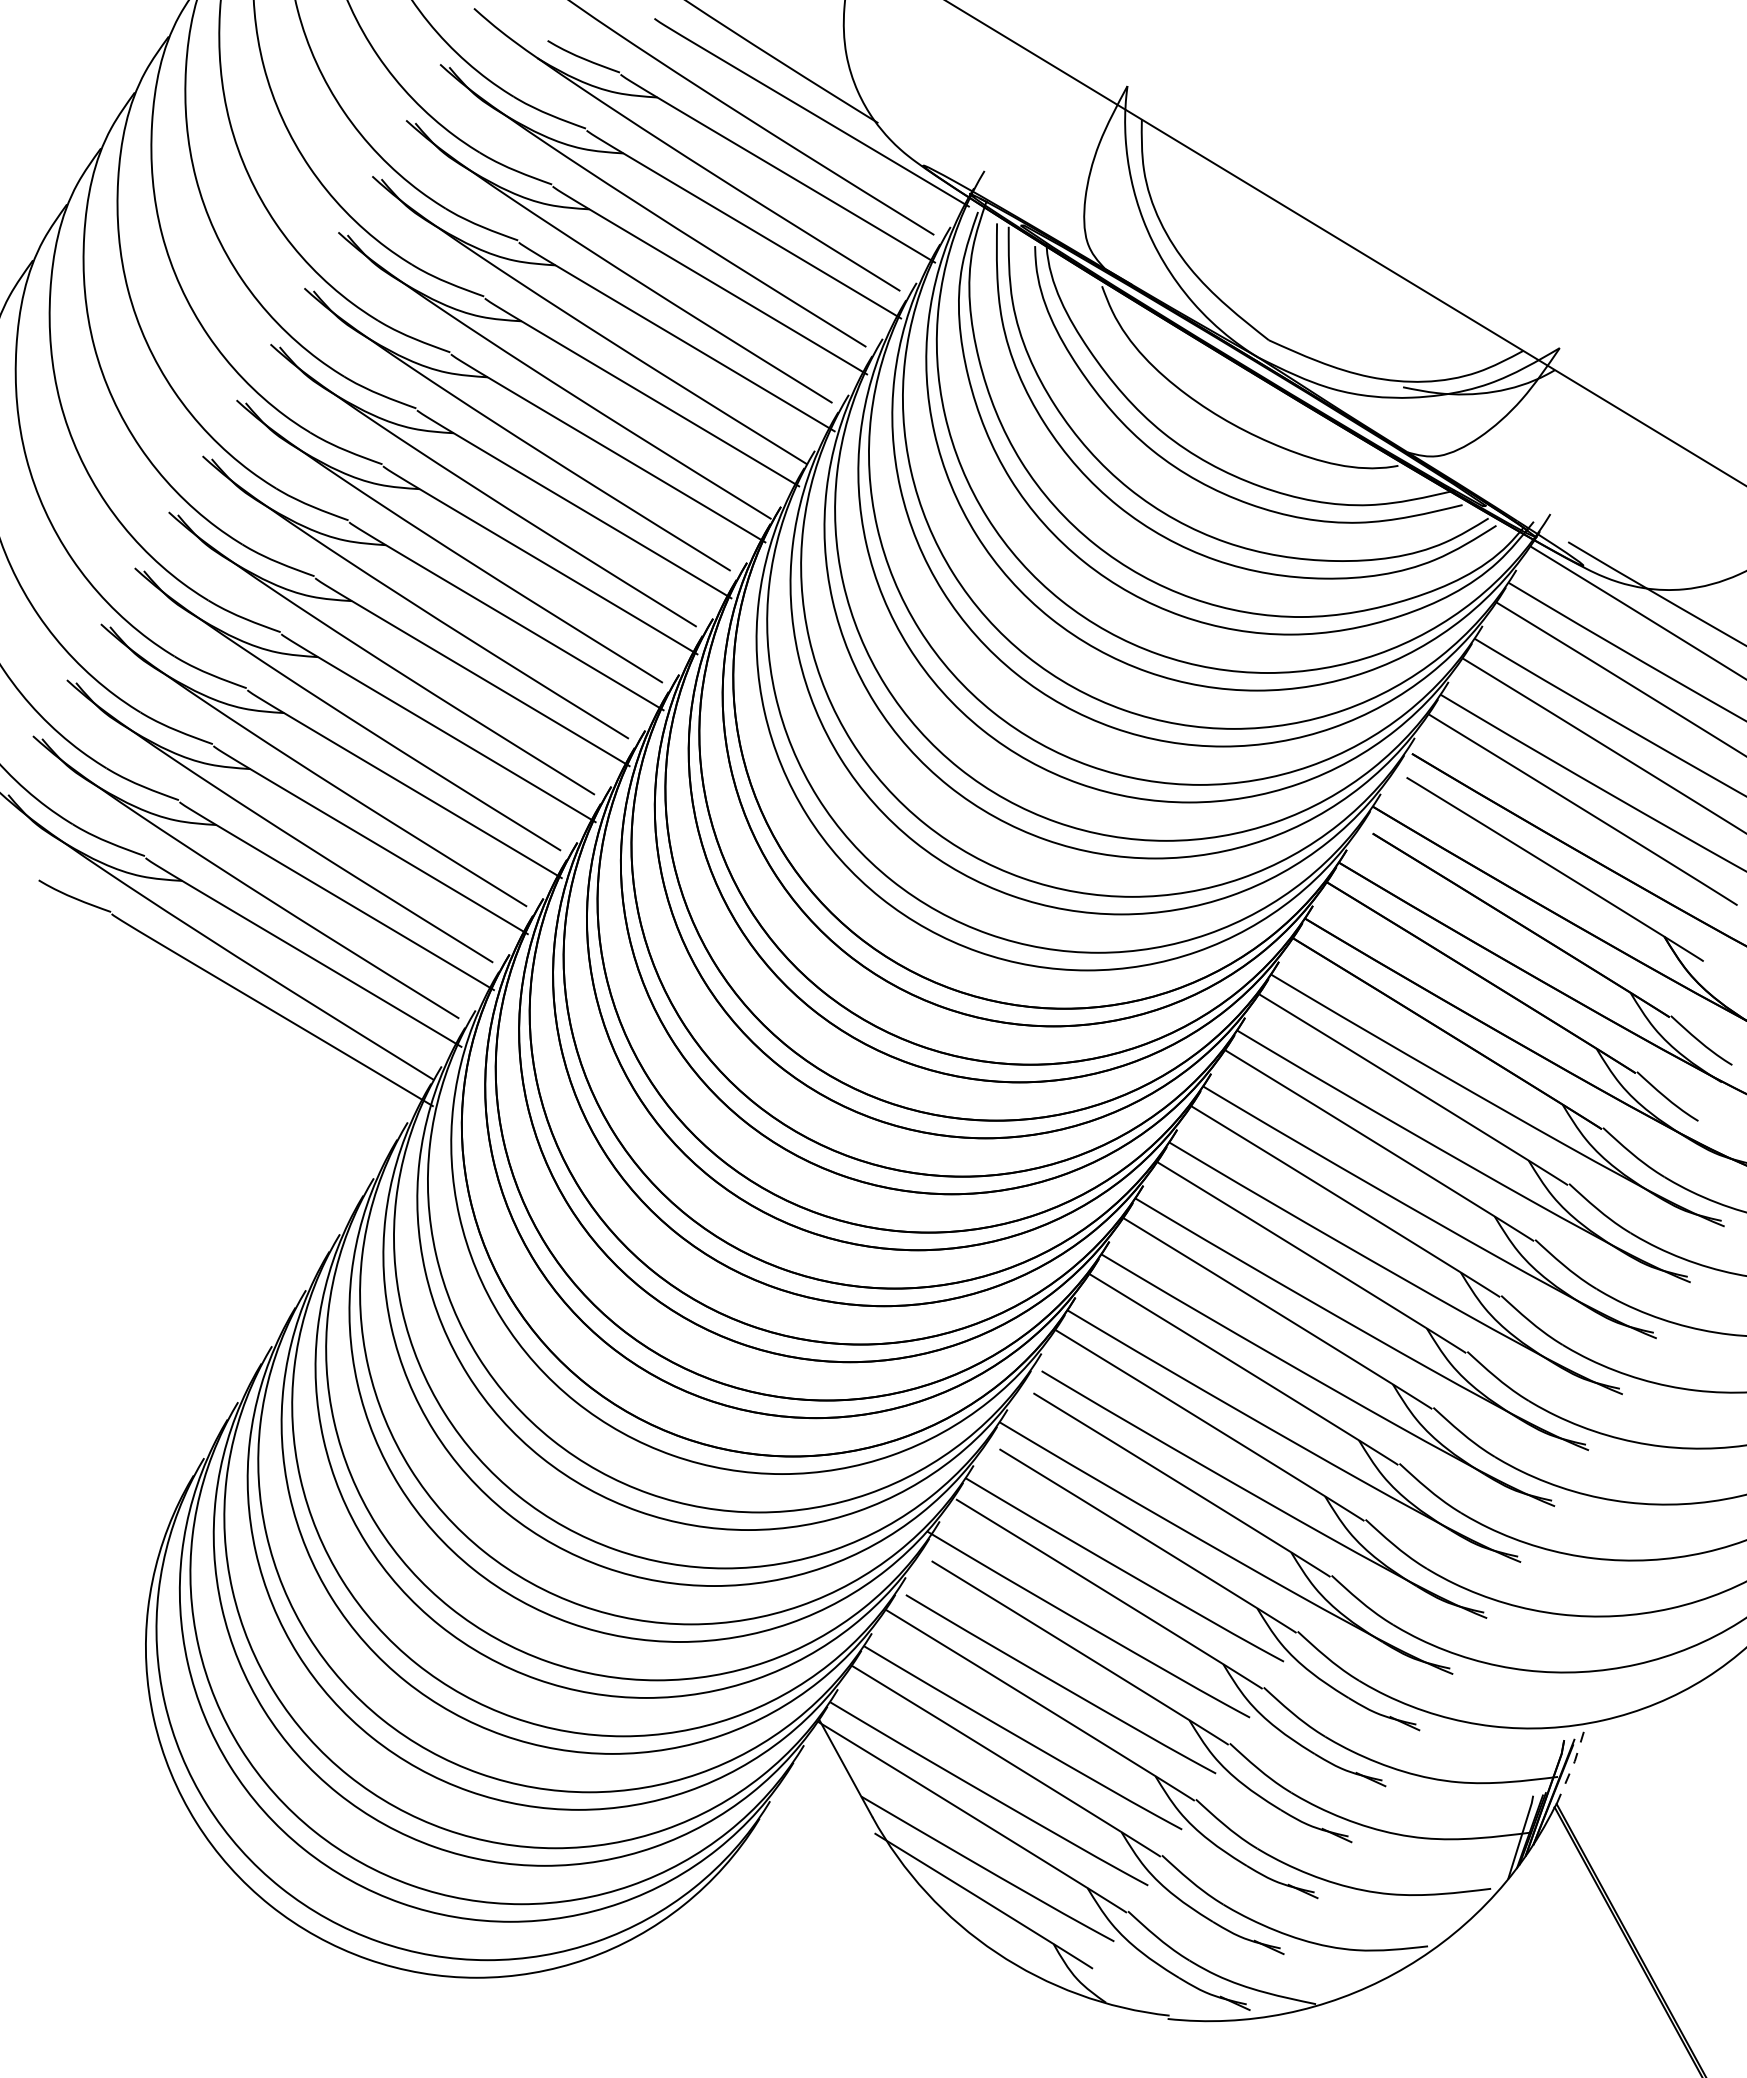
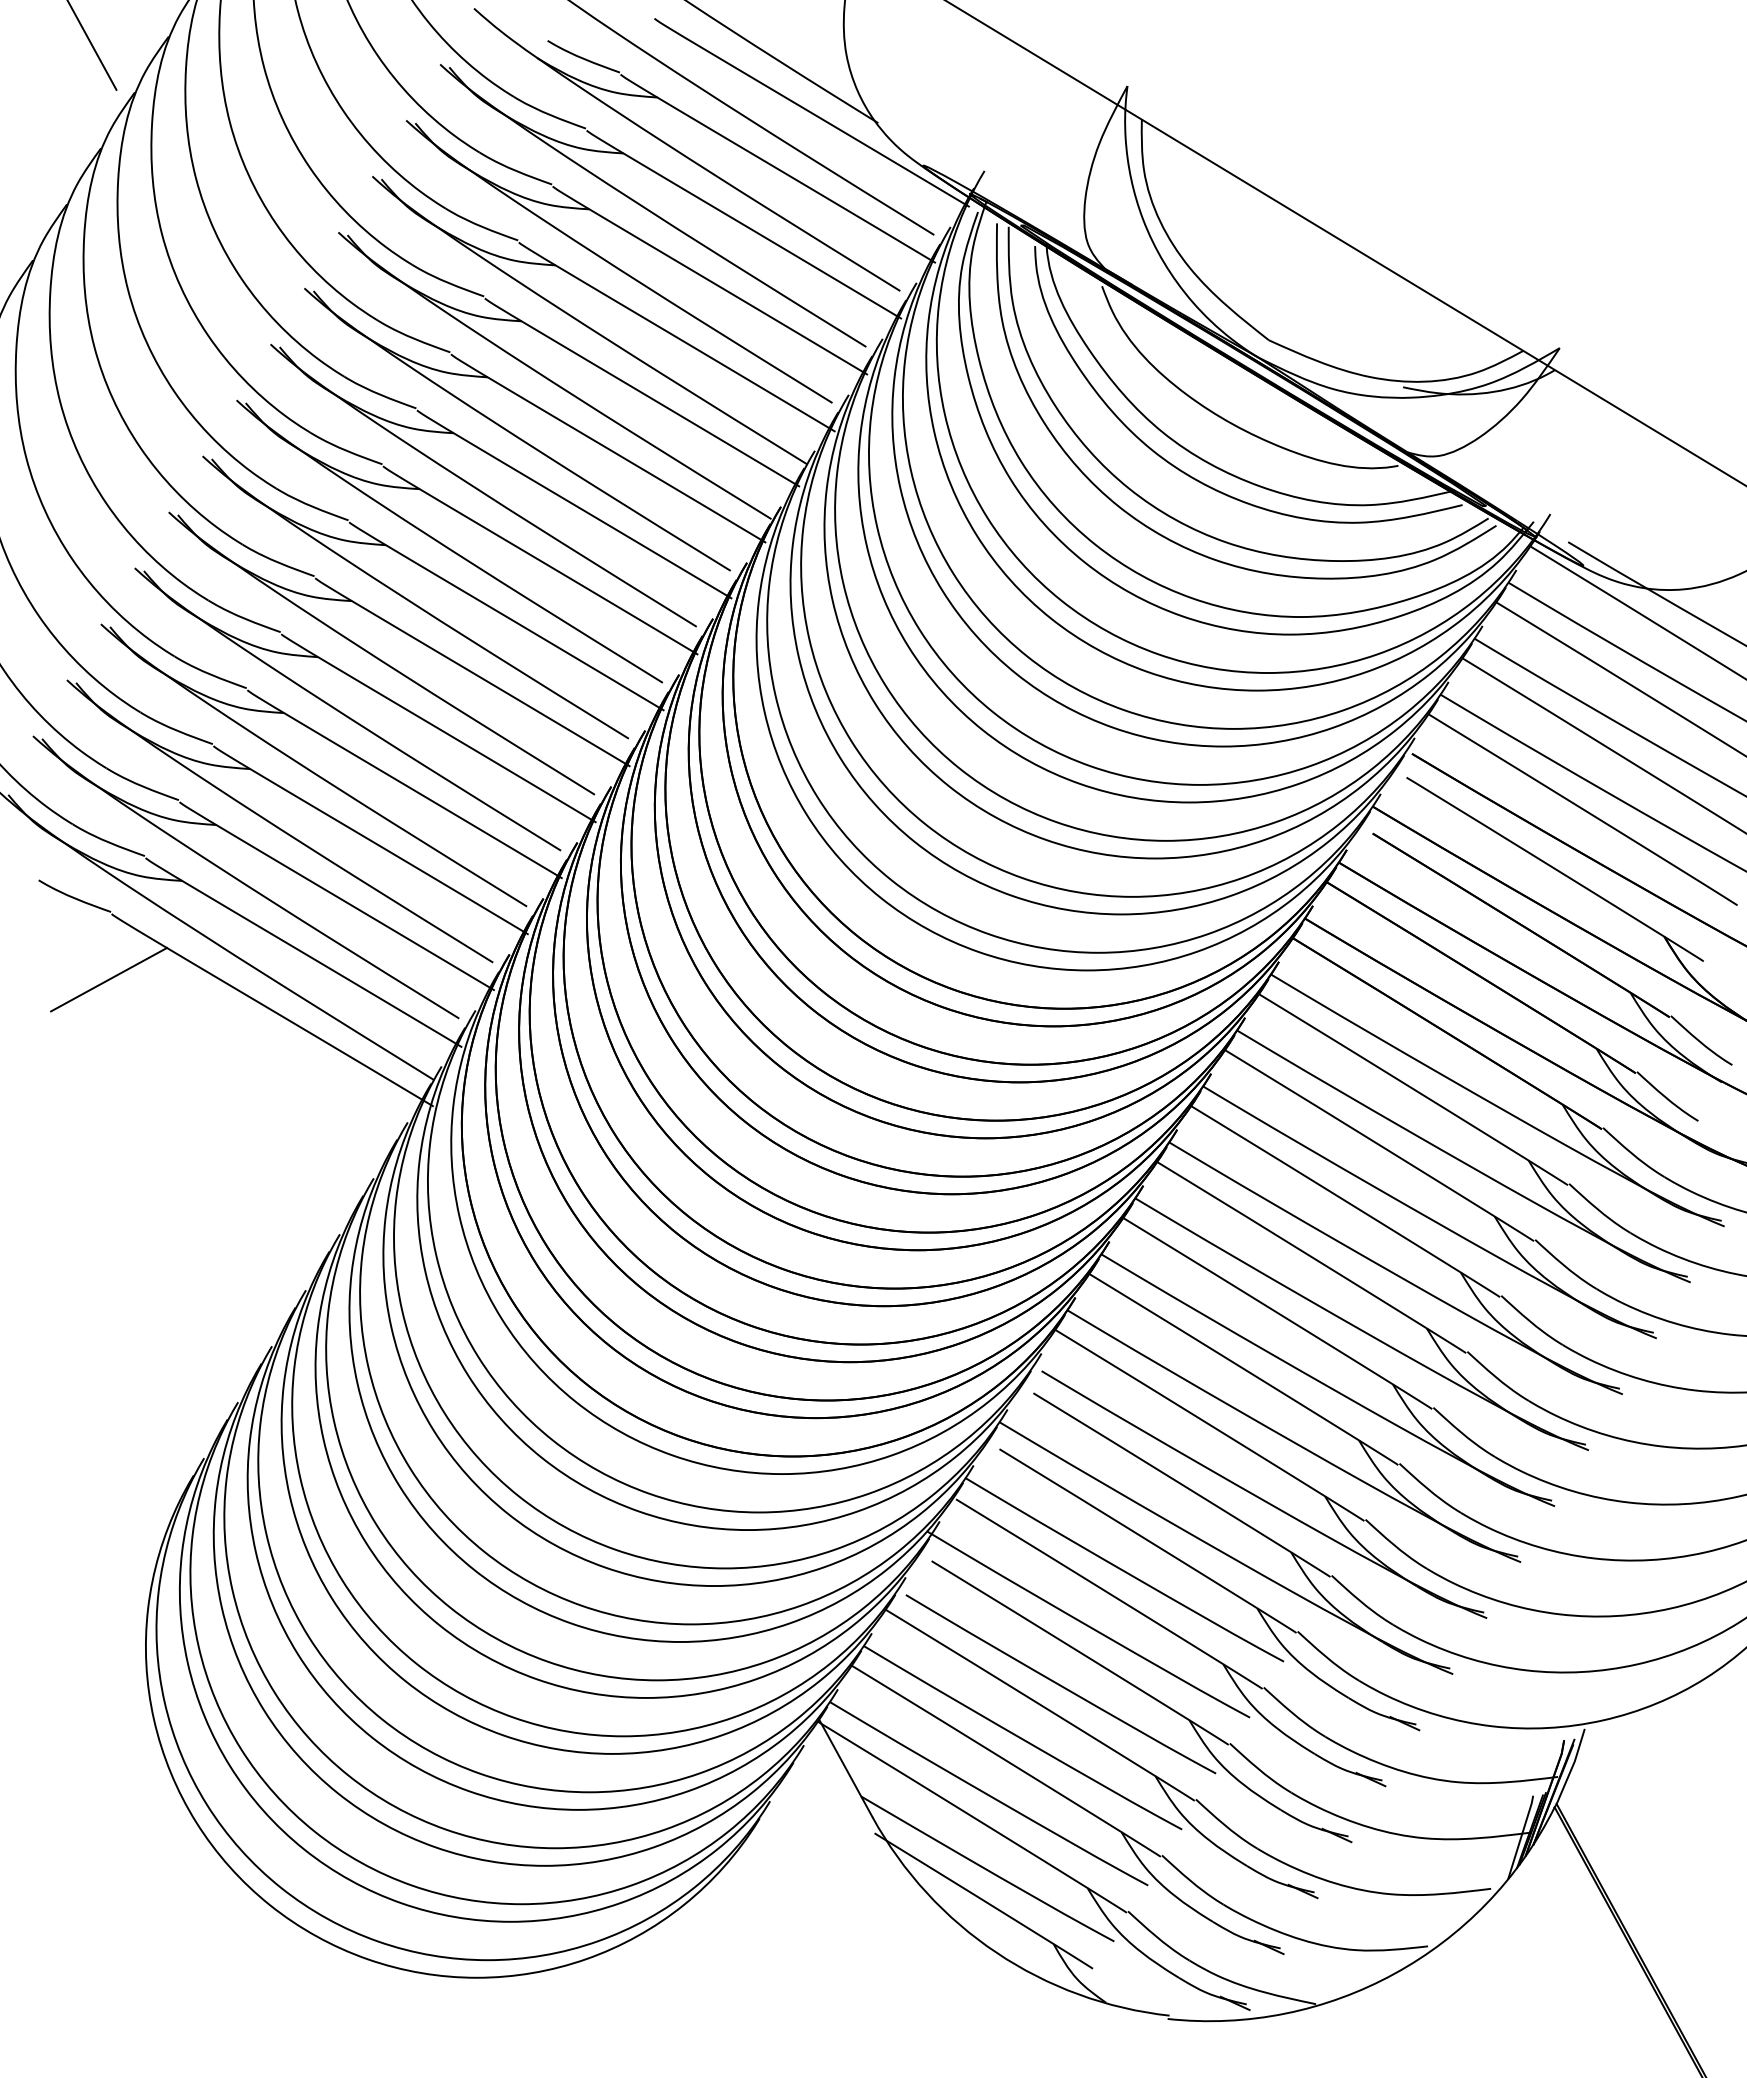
line: none -> present (92, 45)
line: none -> present (108, 979)
line: dashed -> solid (1572, 1766)
